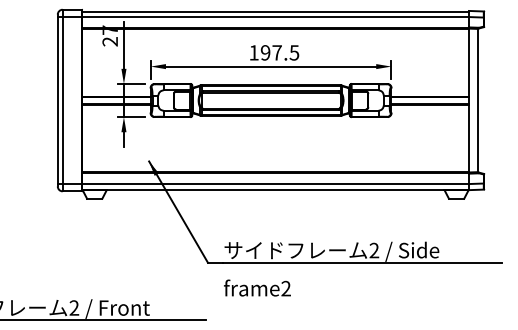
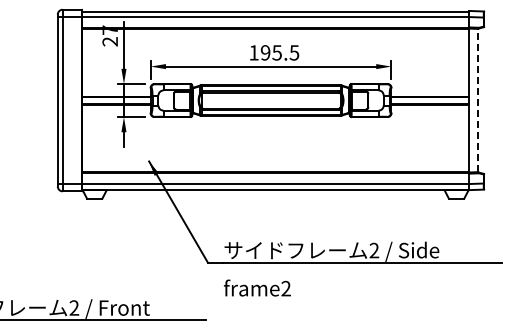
text: 197.5 -> 195.5 (276, 52)
line: solid -> dashed (478, 100)
